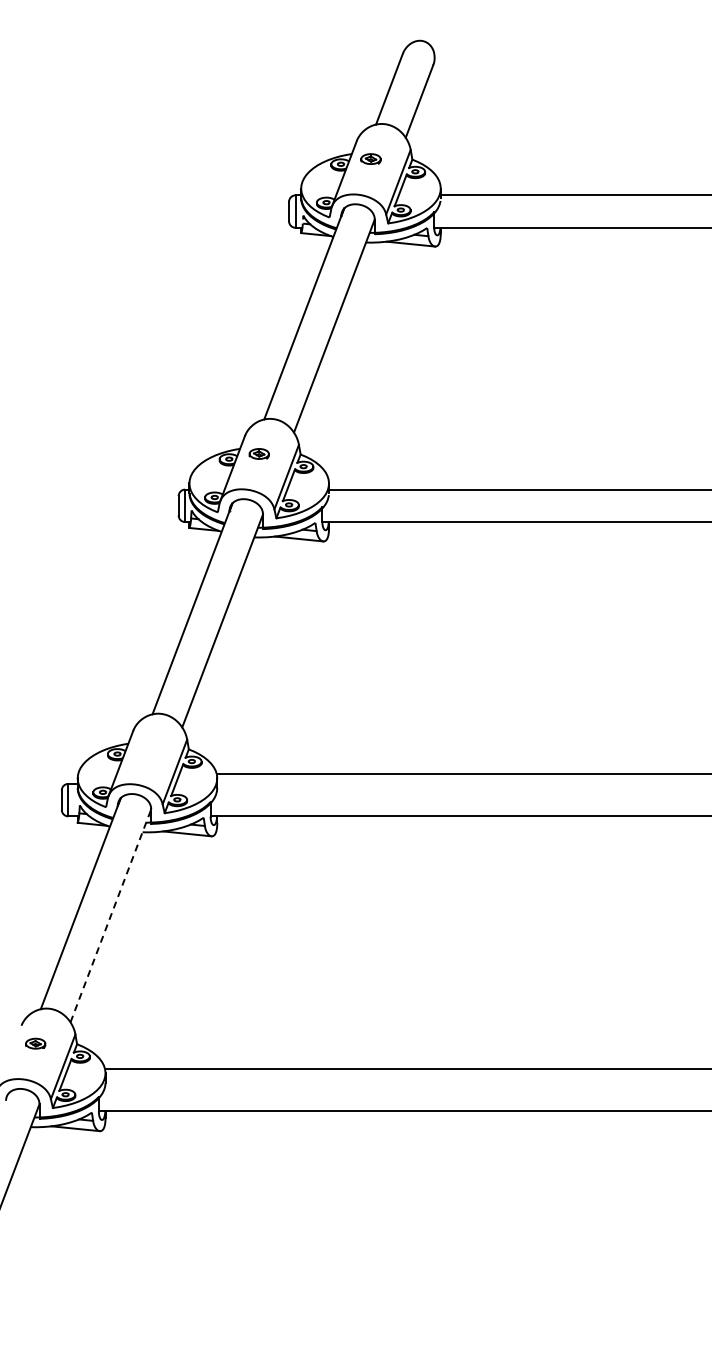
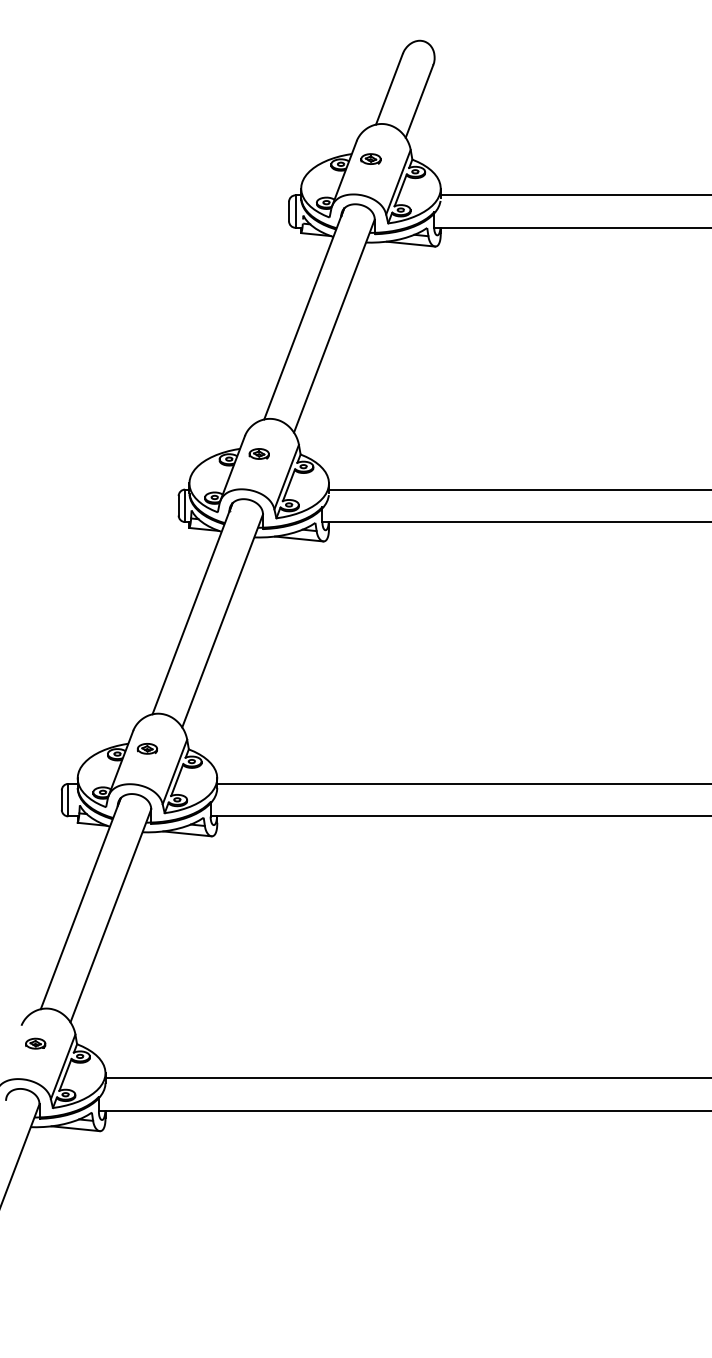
part: none -> present (146, 748)
line position: (462, 773) -> (462, 783) (462, 783)
line: dashed -> solid (110, 915)
line position: (406, 1069) -> (406, 1078) (406, 1078)
